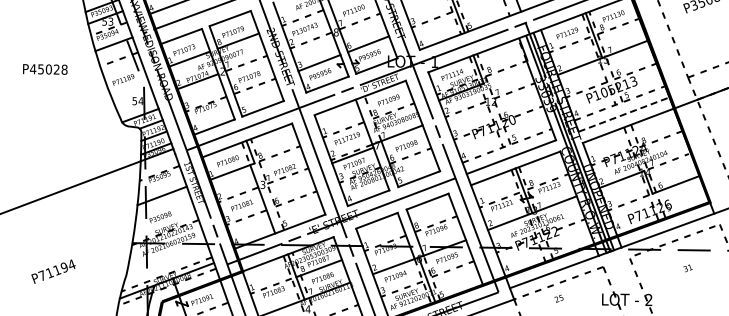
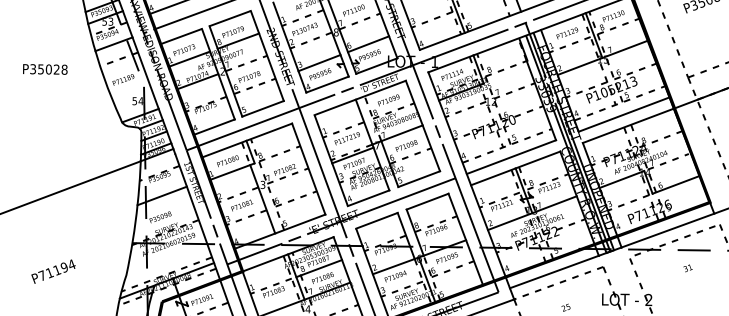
text: P45028 -> P35028 (32, 69)
line: dashed -> solid (624, 114)
text position: (558, 298) -> (565, 307) (565, 307)
